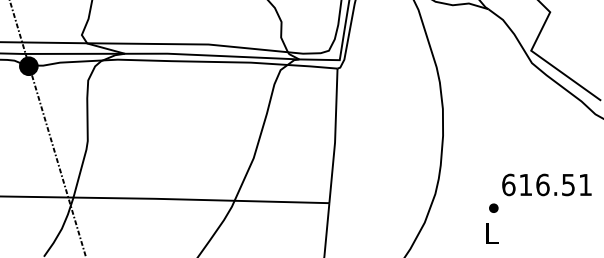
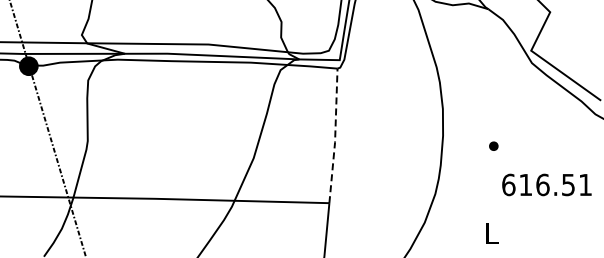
line: solid -> dashed (335, 135)
part position: (493, 207) -> (493, 145) (493, 145)
